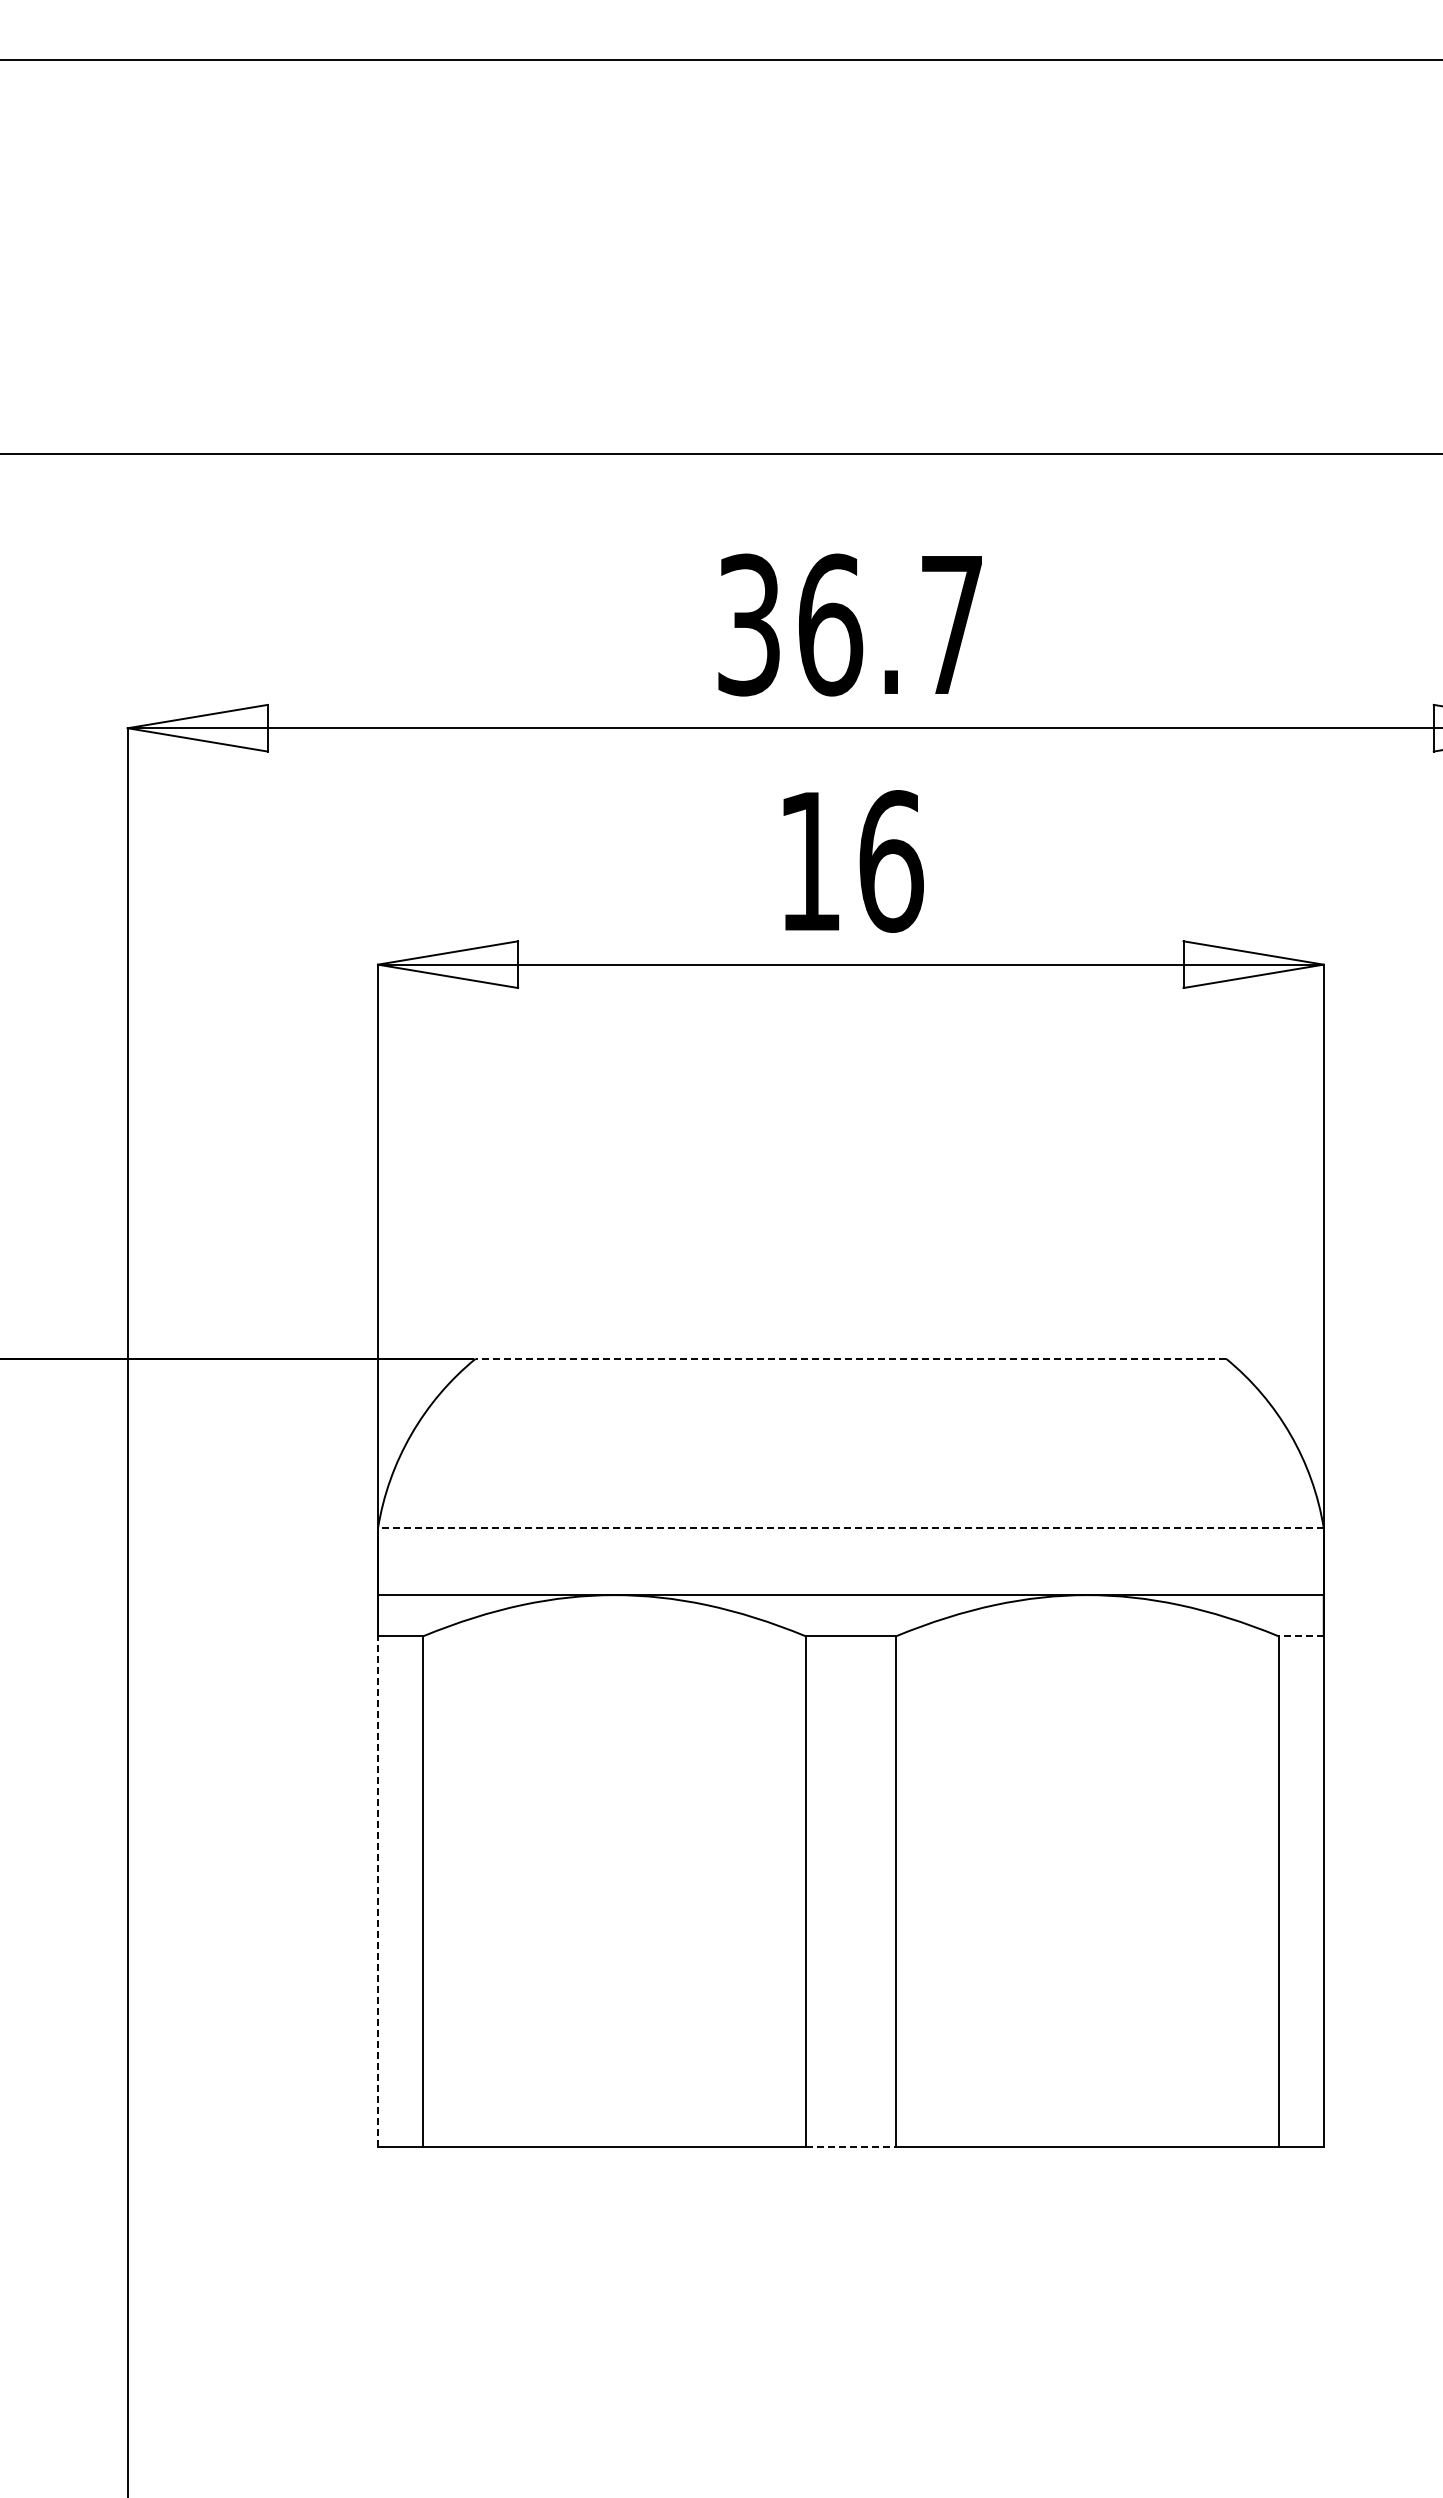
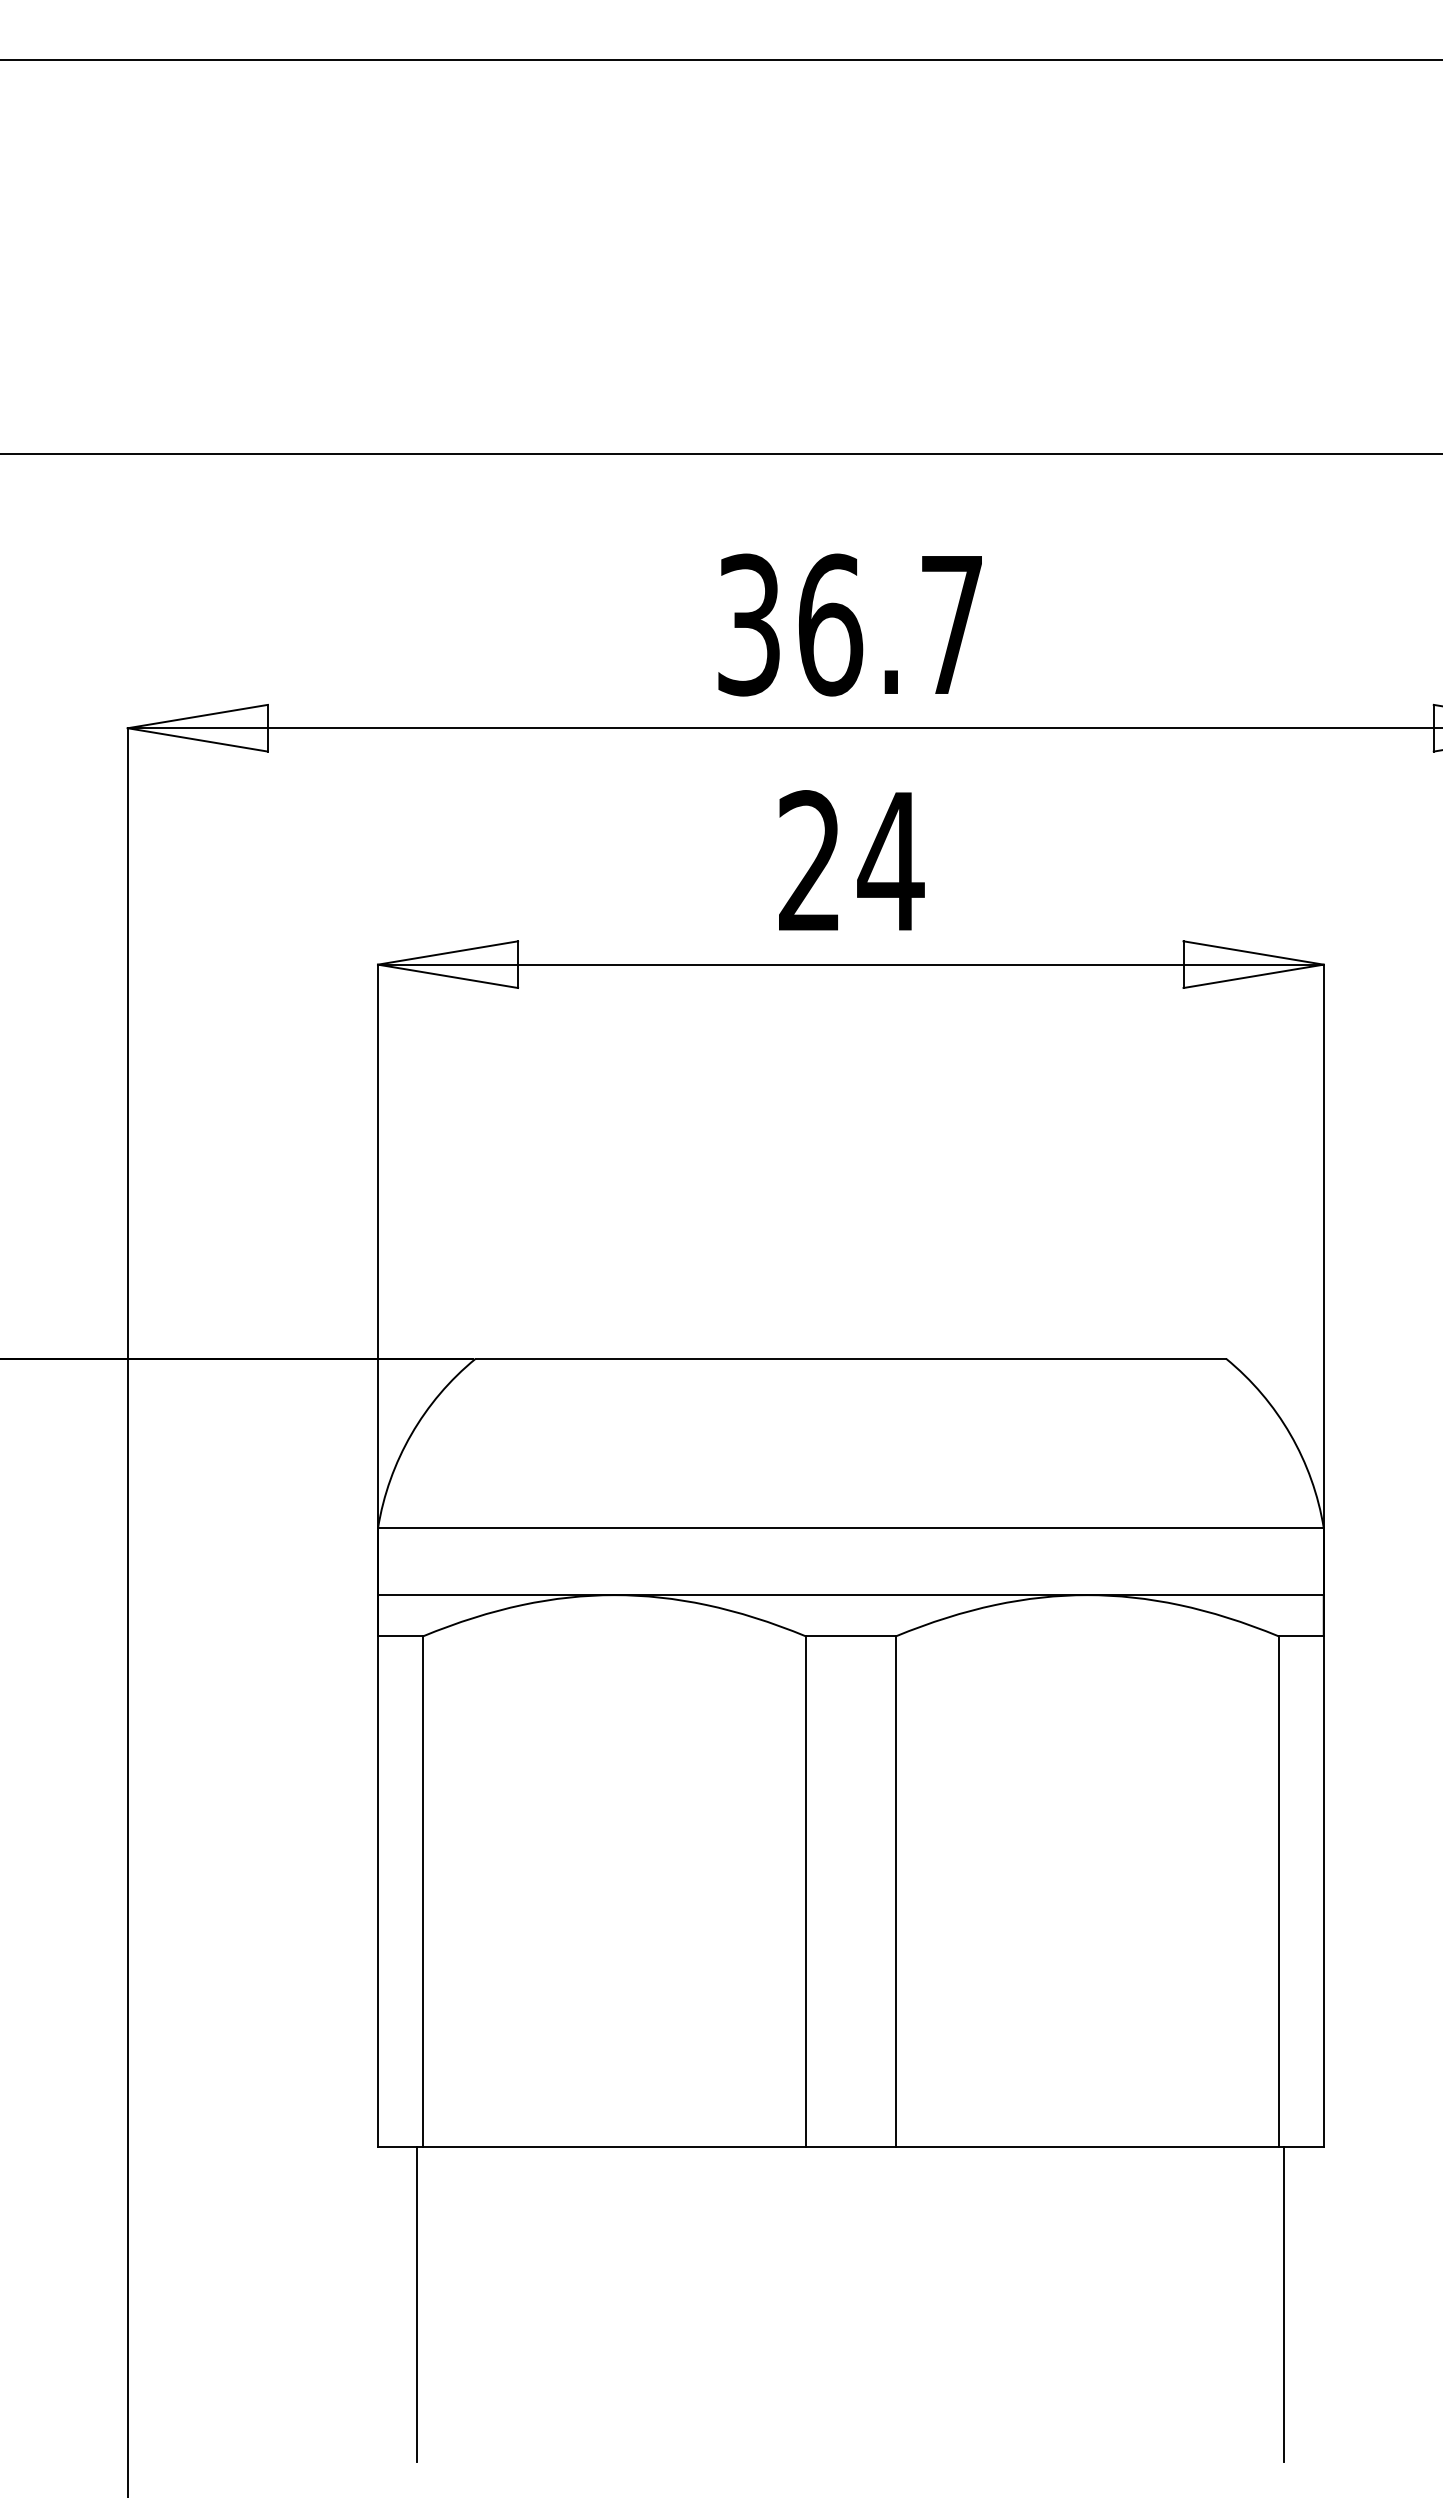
text: 16 -> 24 (851, 861)
line: dashed -> solid (850, 1358)
line: dashed -> solid (850, 1528)
line: dashed -> solid (1300, 1636)
line: dashed -> solid (378, 1891)
line: dashed -> solid (850, 2146)
line: none -> present (417, 2304)
line: none -> present (1284, 2304)
